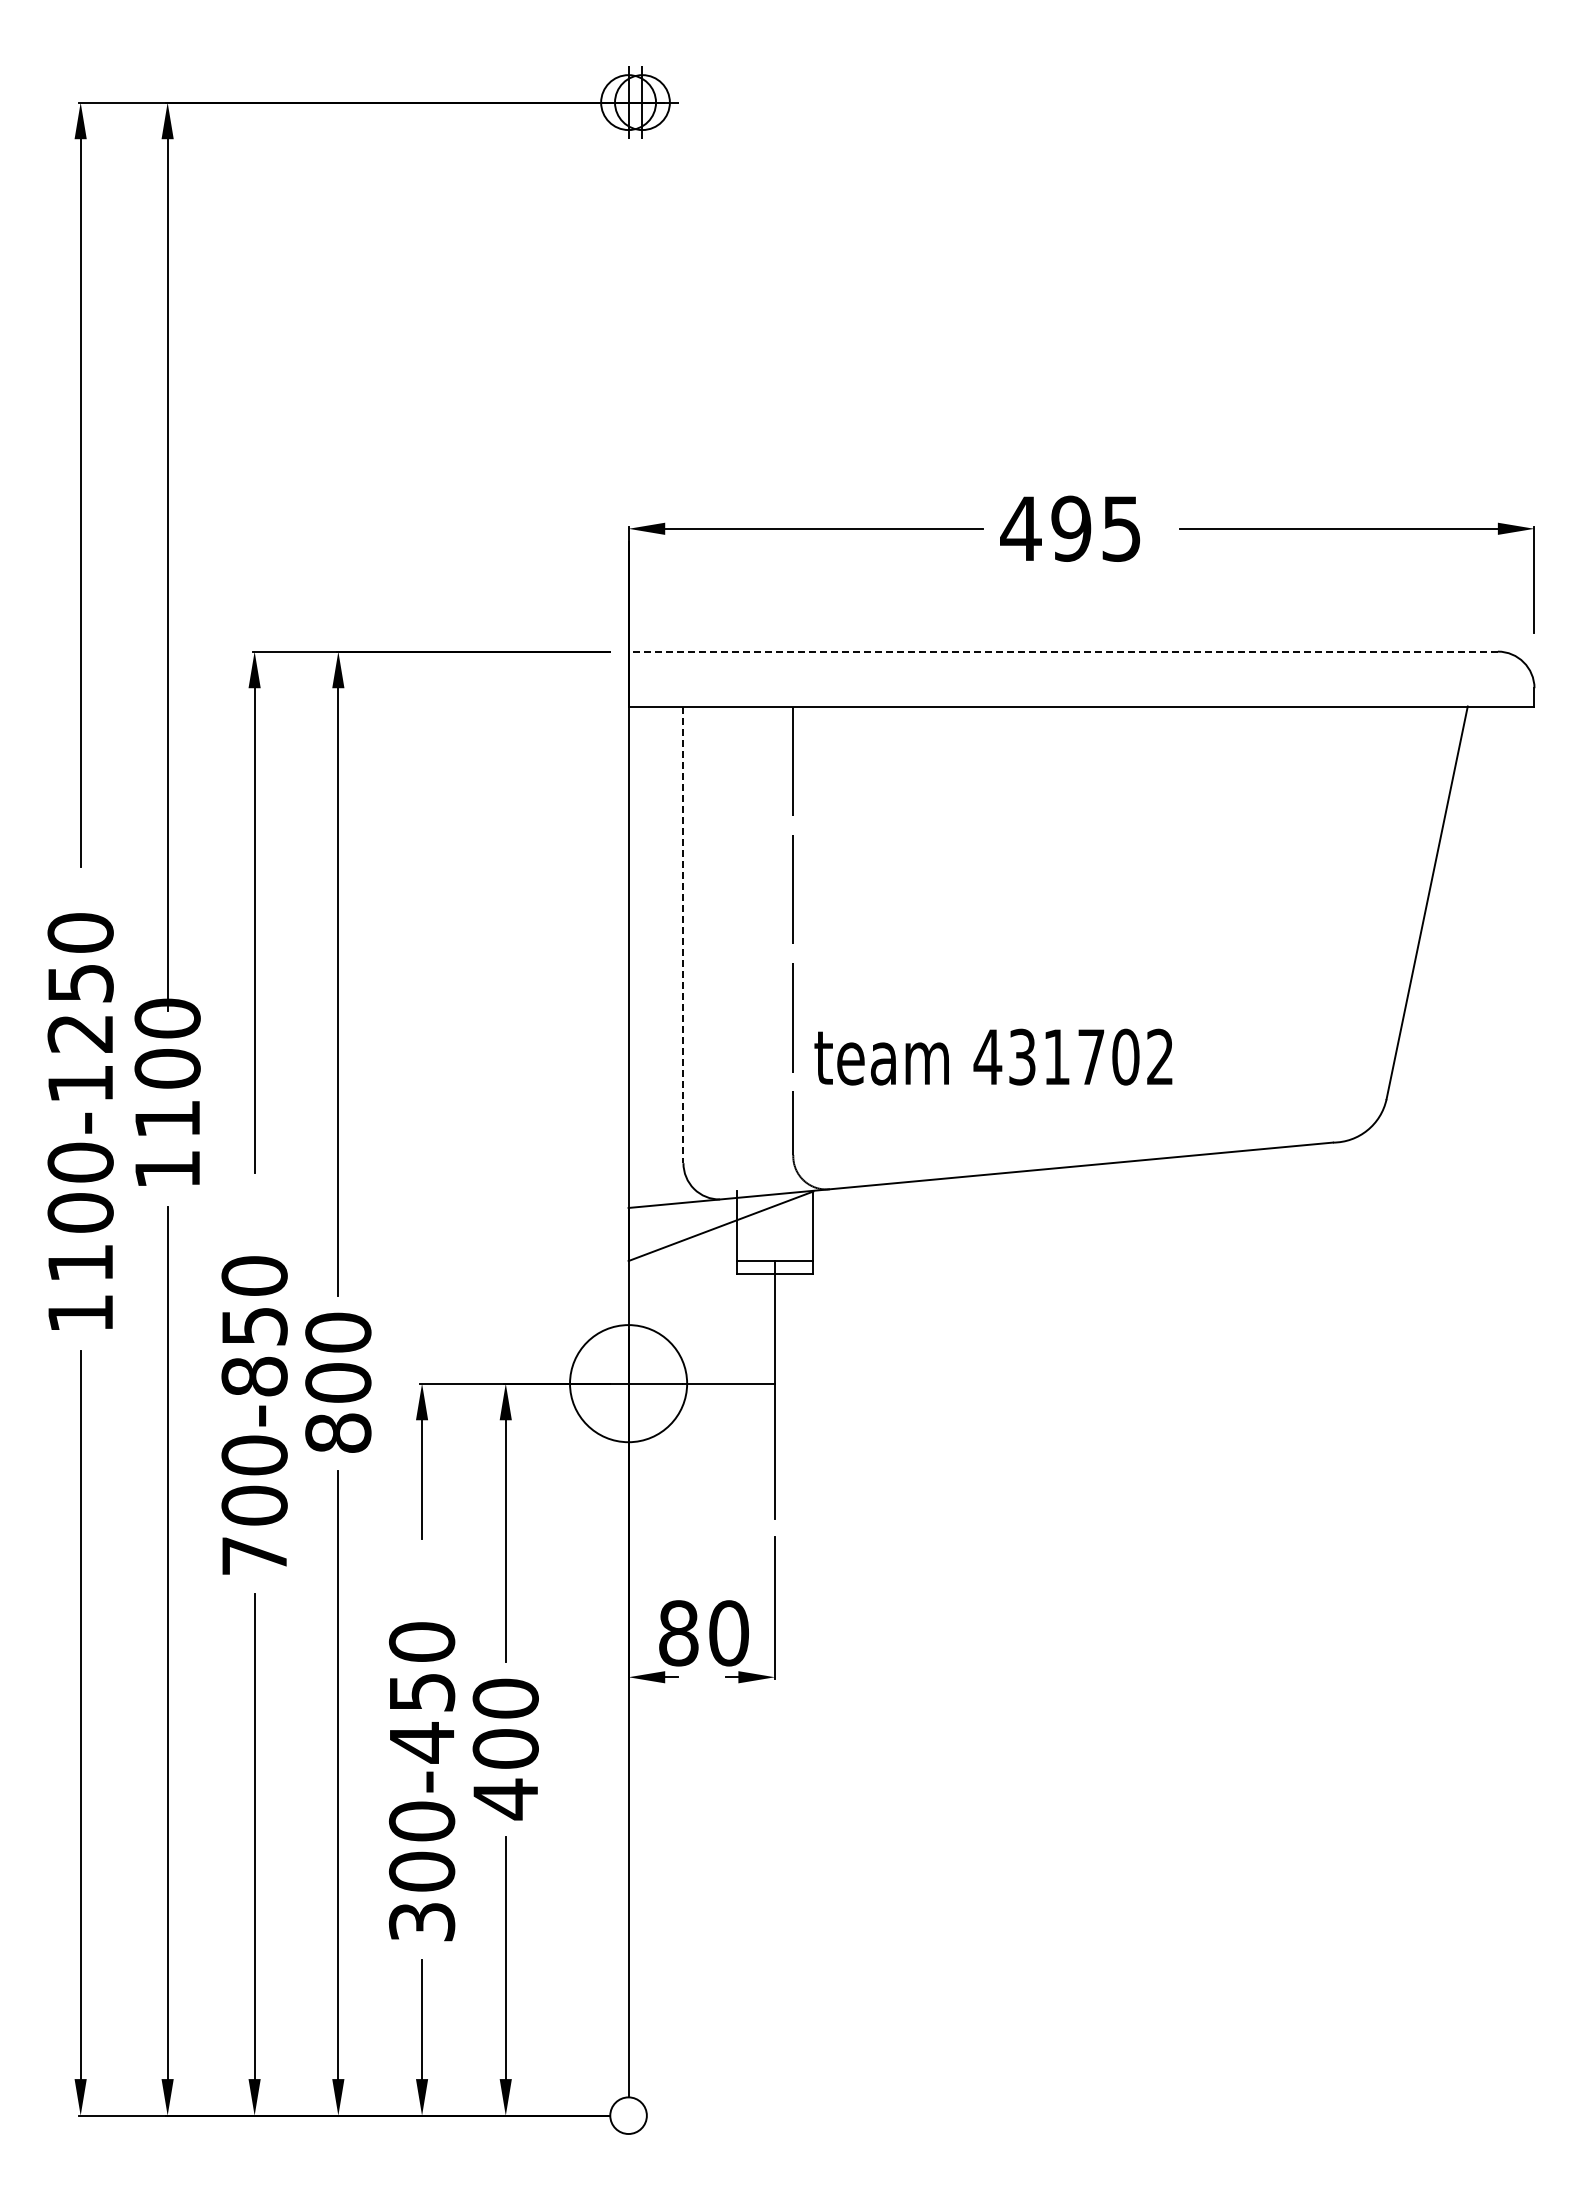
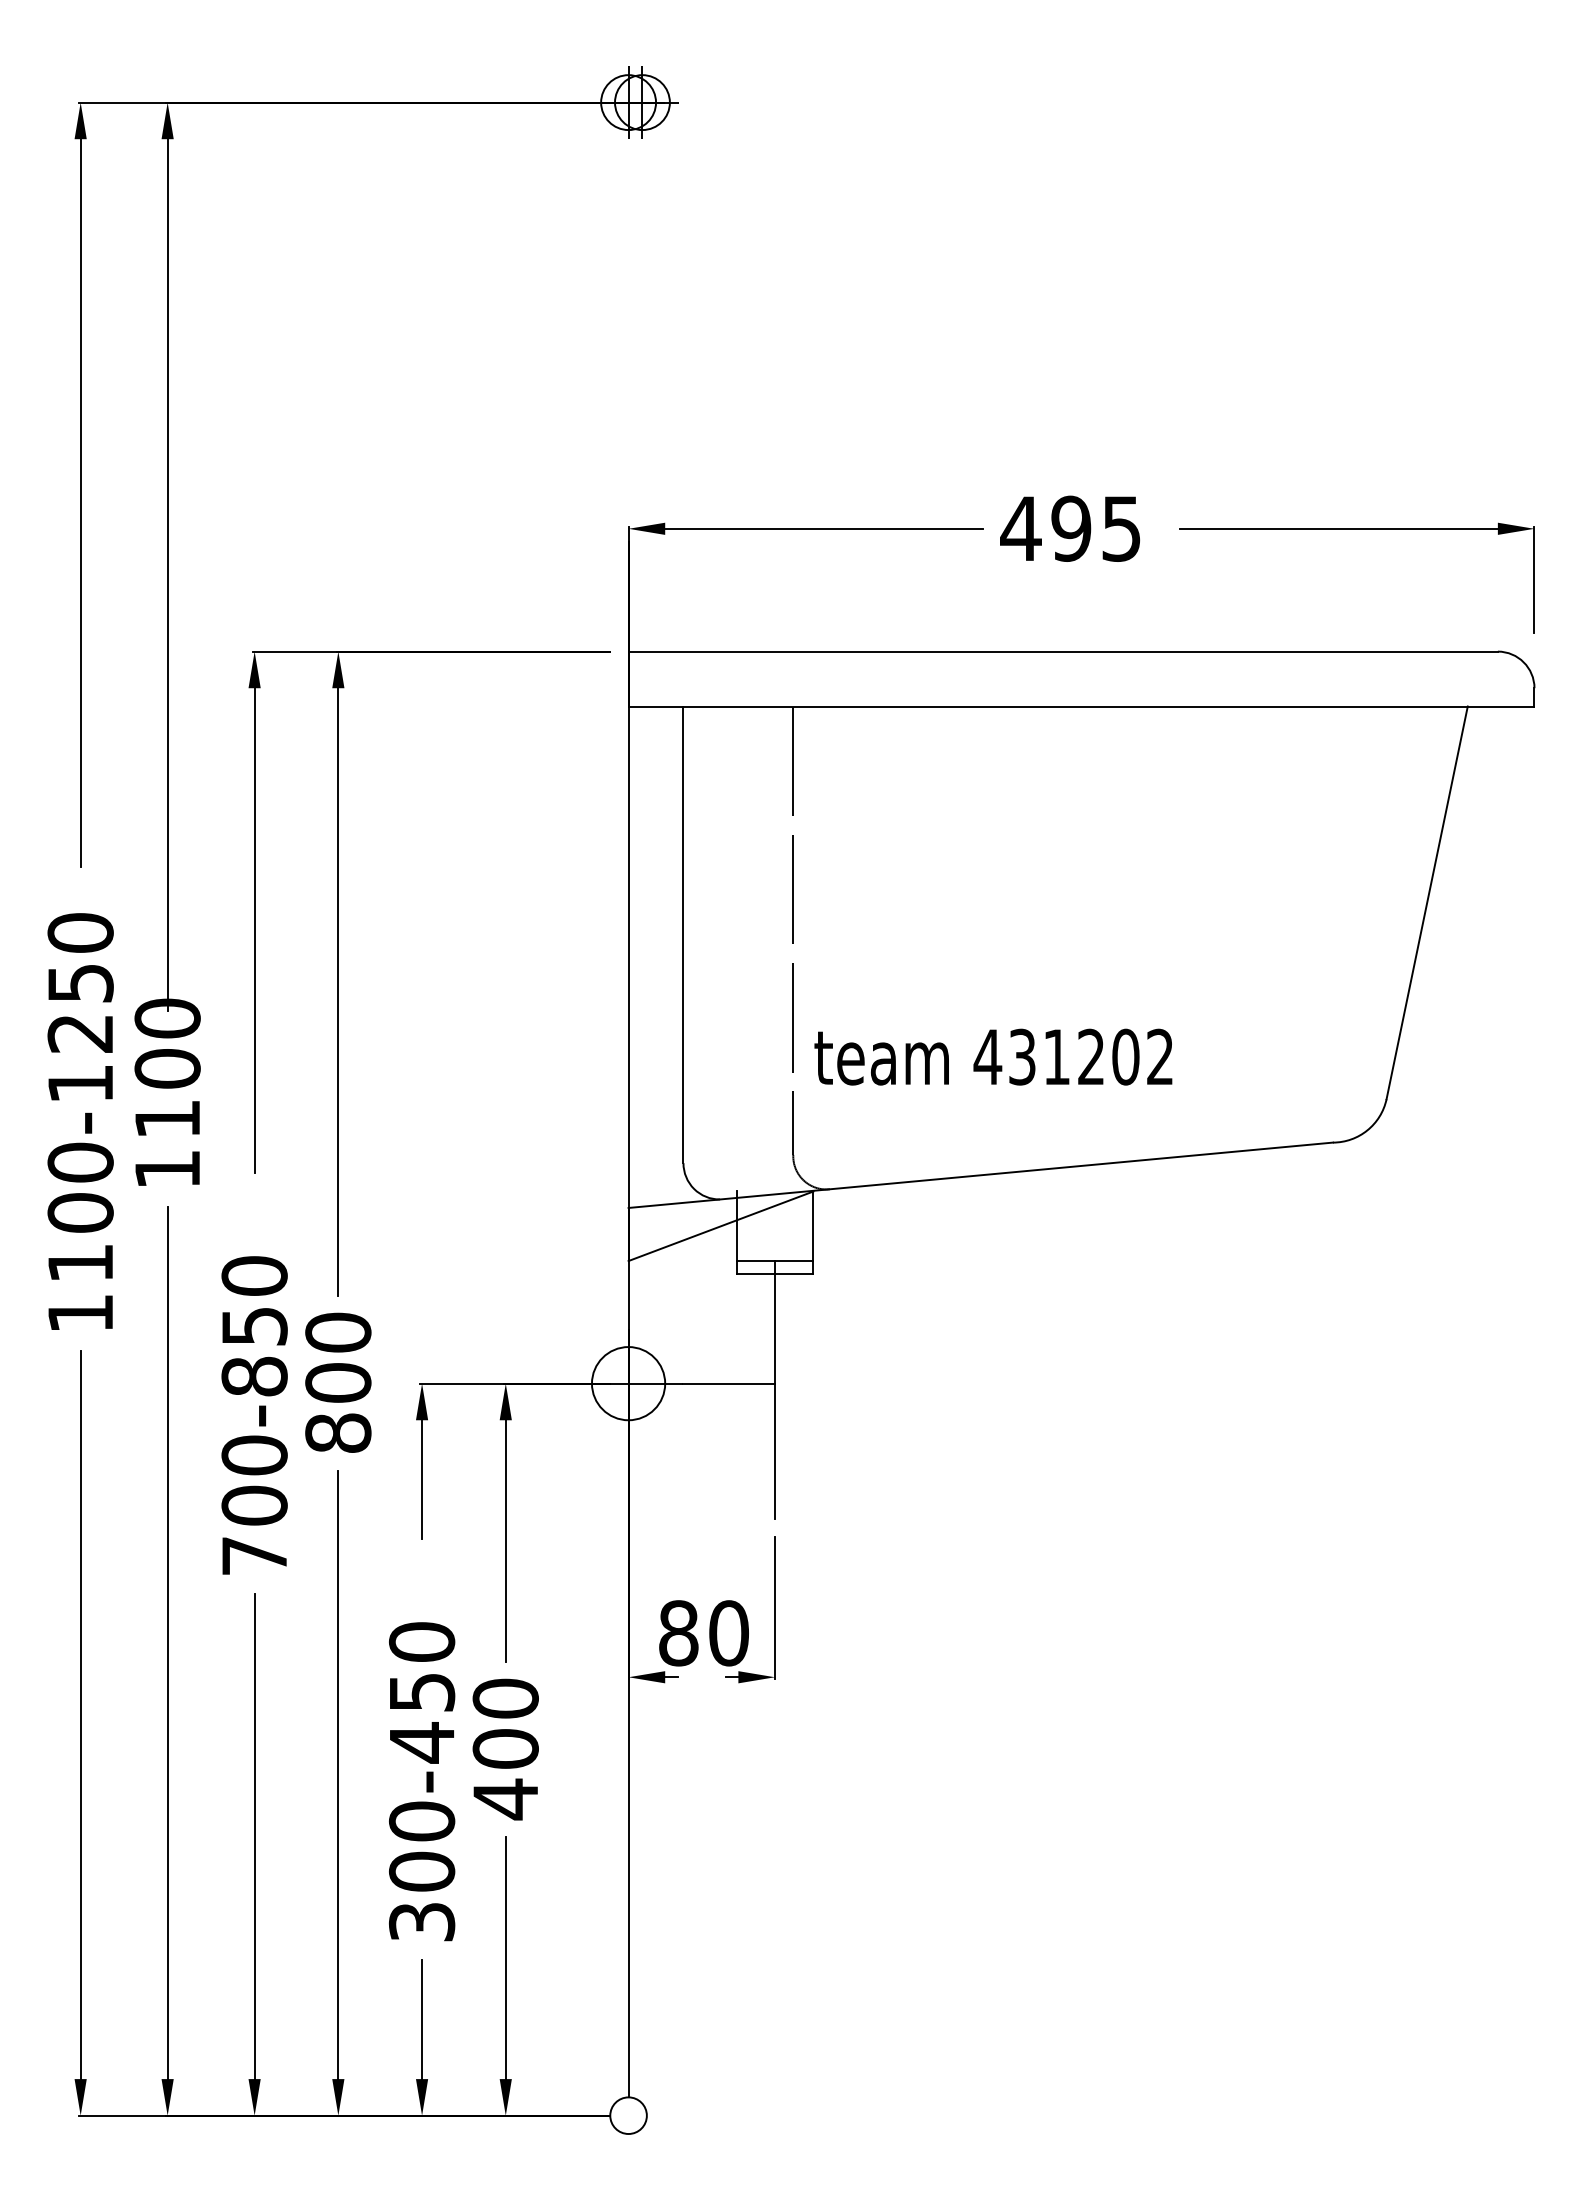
line: dashed -> solid (1063, 651)
line: dashed -> solid (683, 935)
text: 431702 -> 431202 (1091, 1056)
circle diameter: 117 px -> 73 px (628, 1383)
